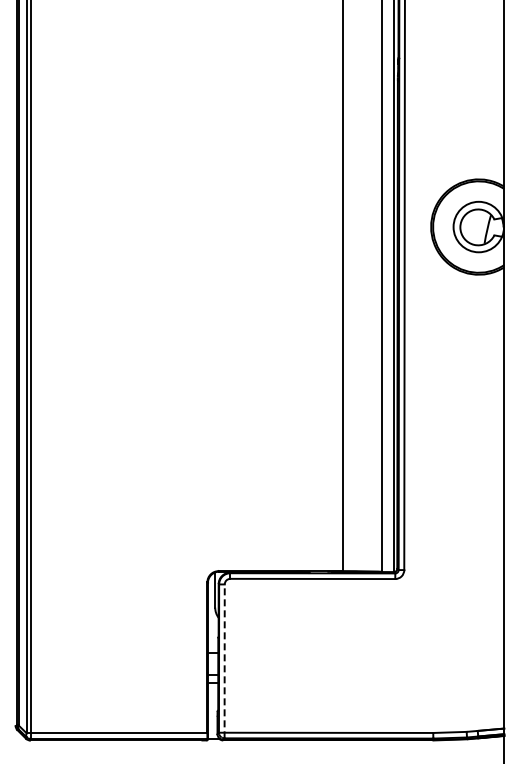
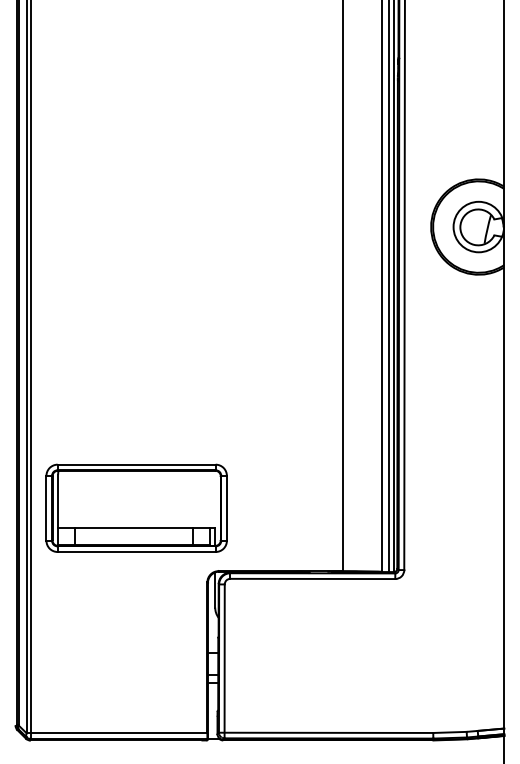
line: none -> present (388, 287)
part: none -> present (136, 507)
line: dashed -> solid (224, 661)
